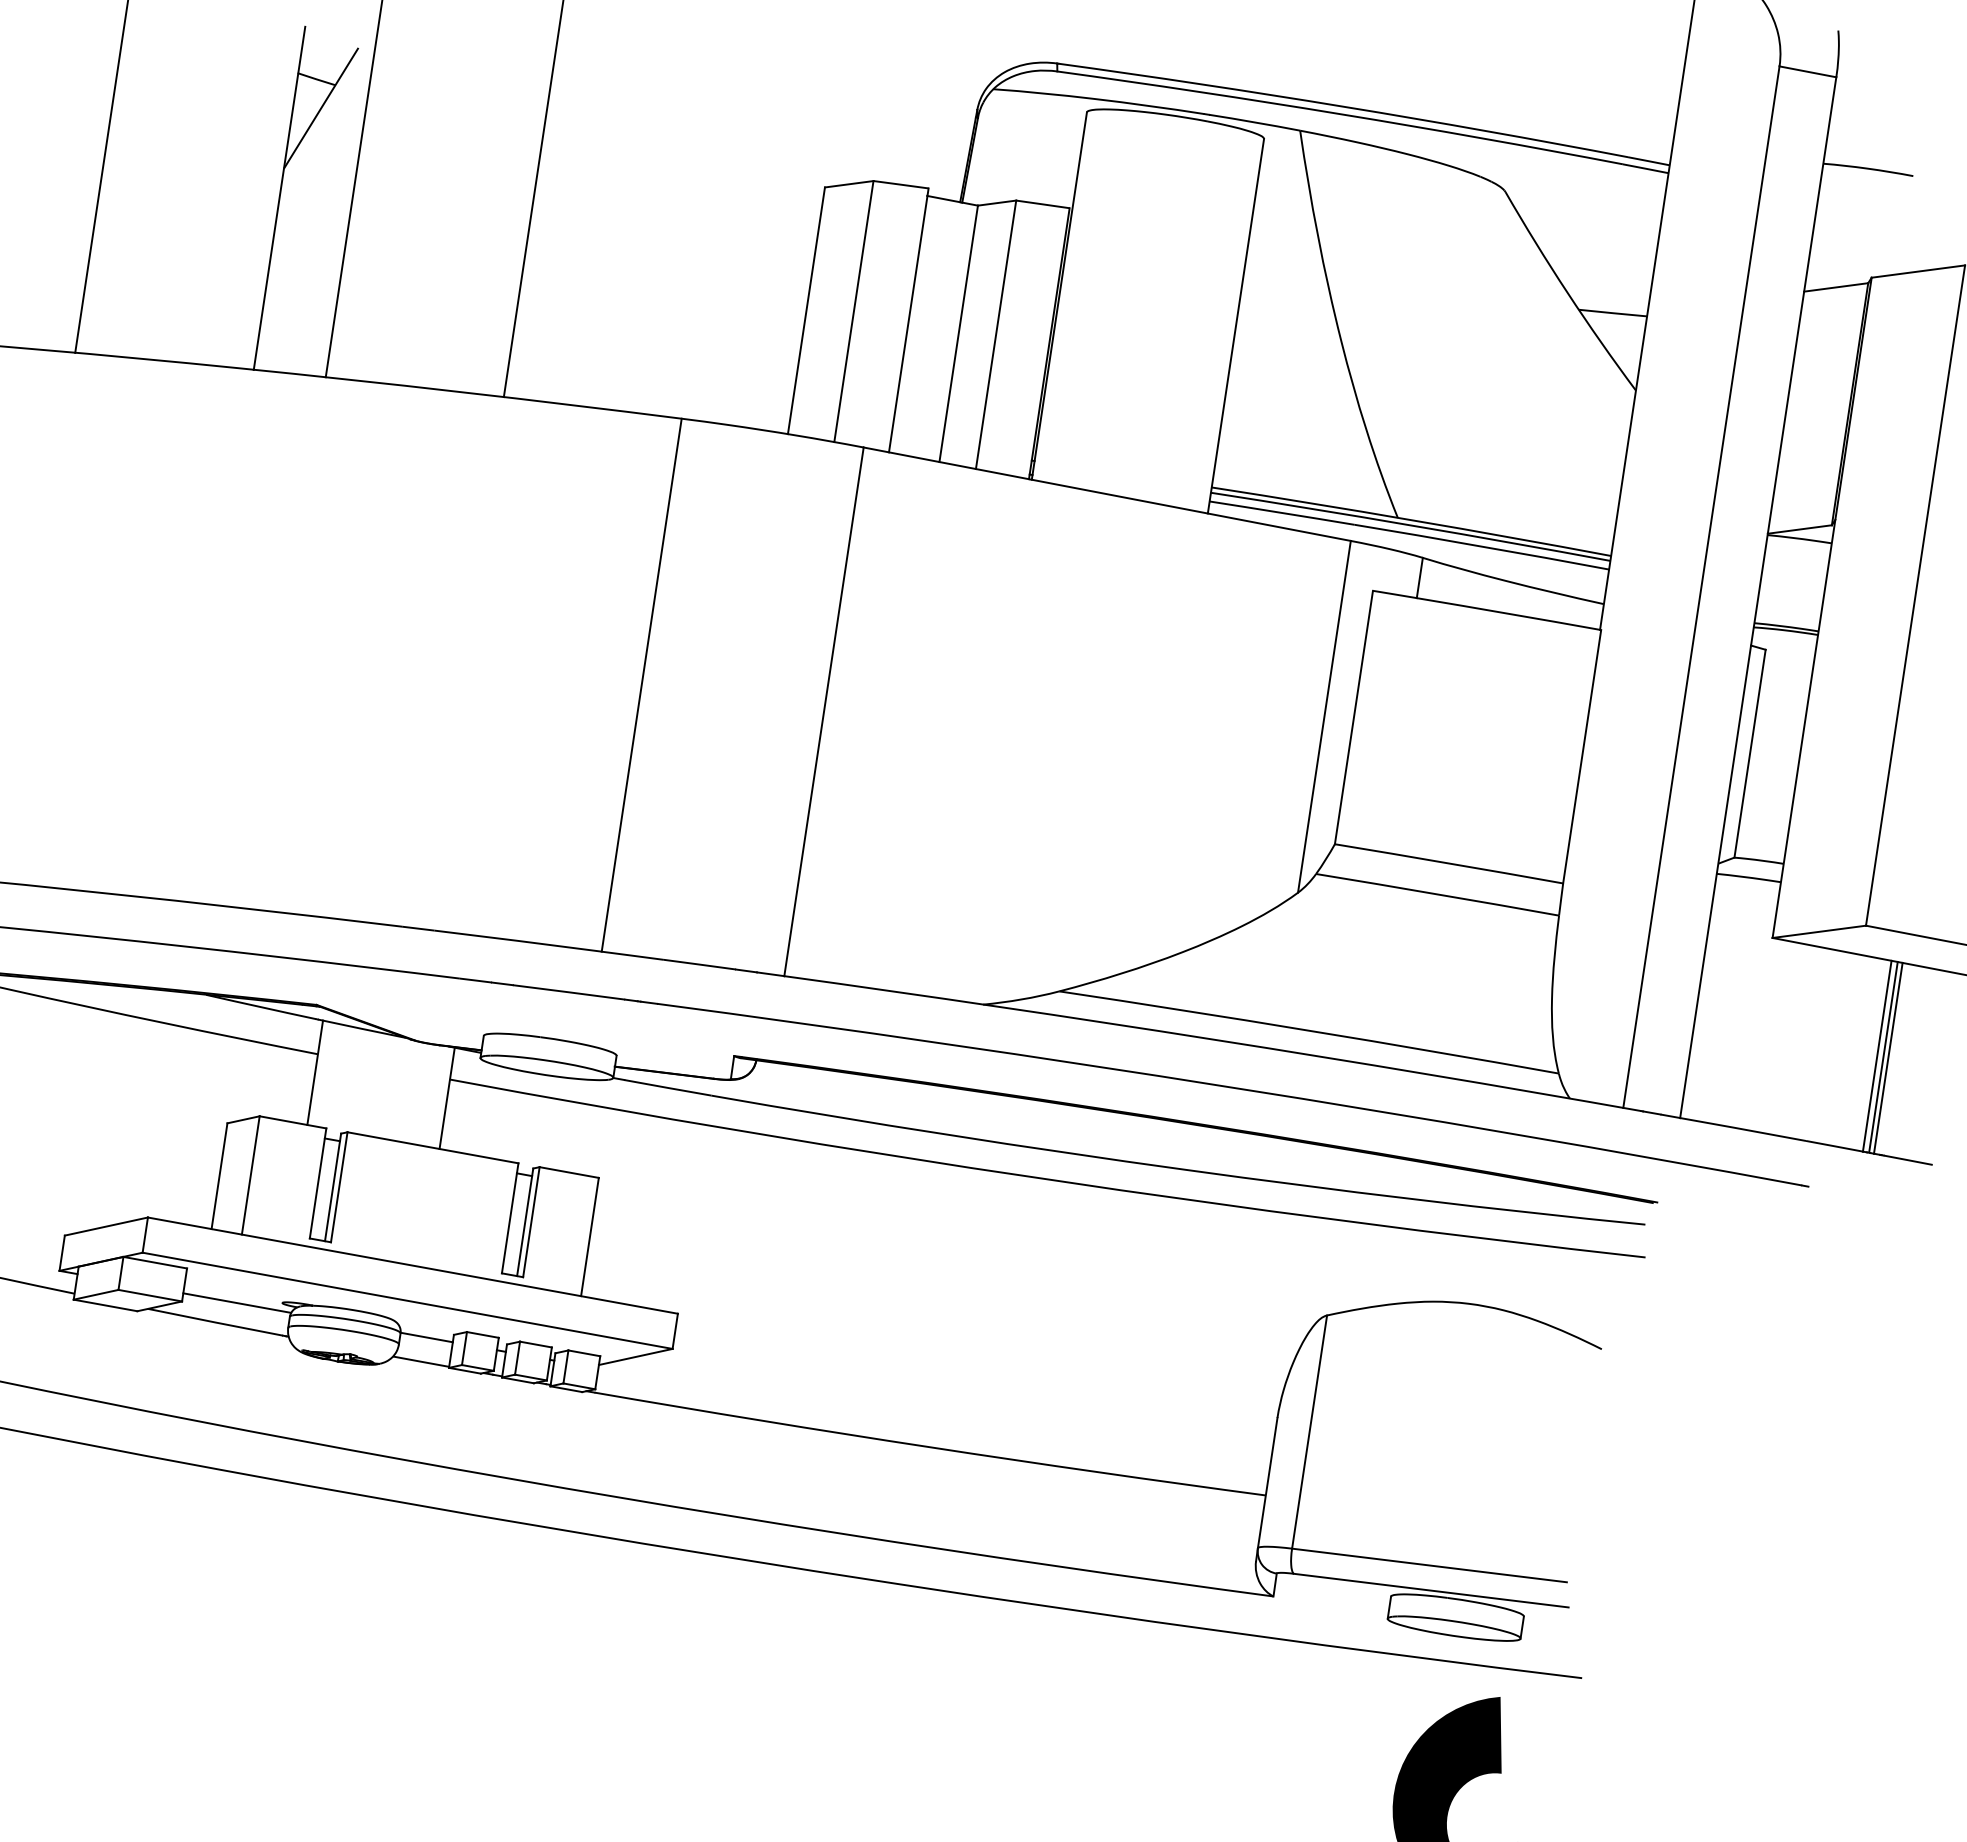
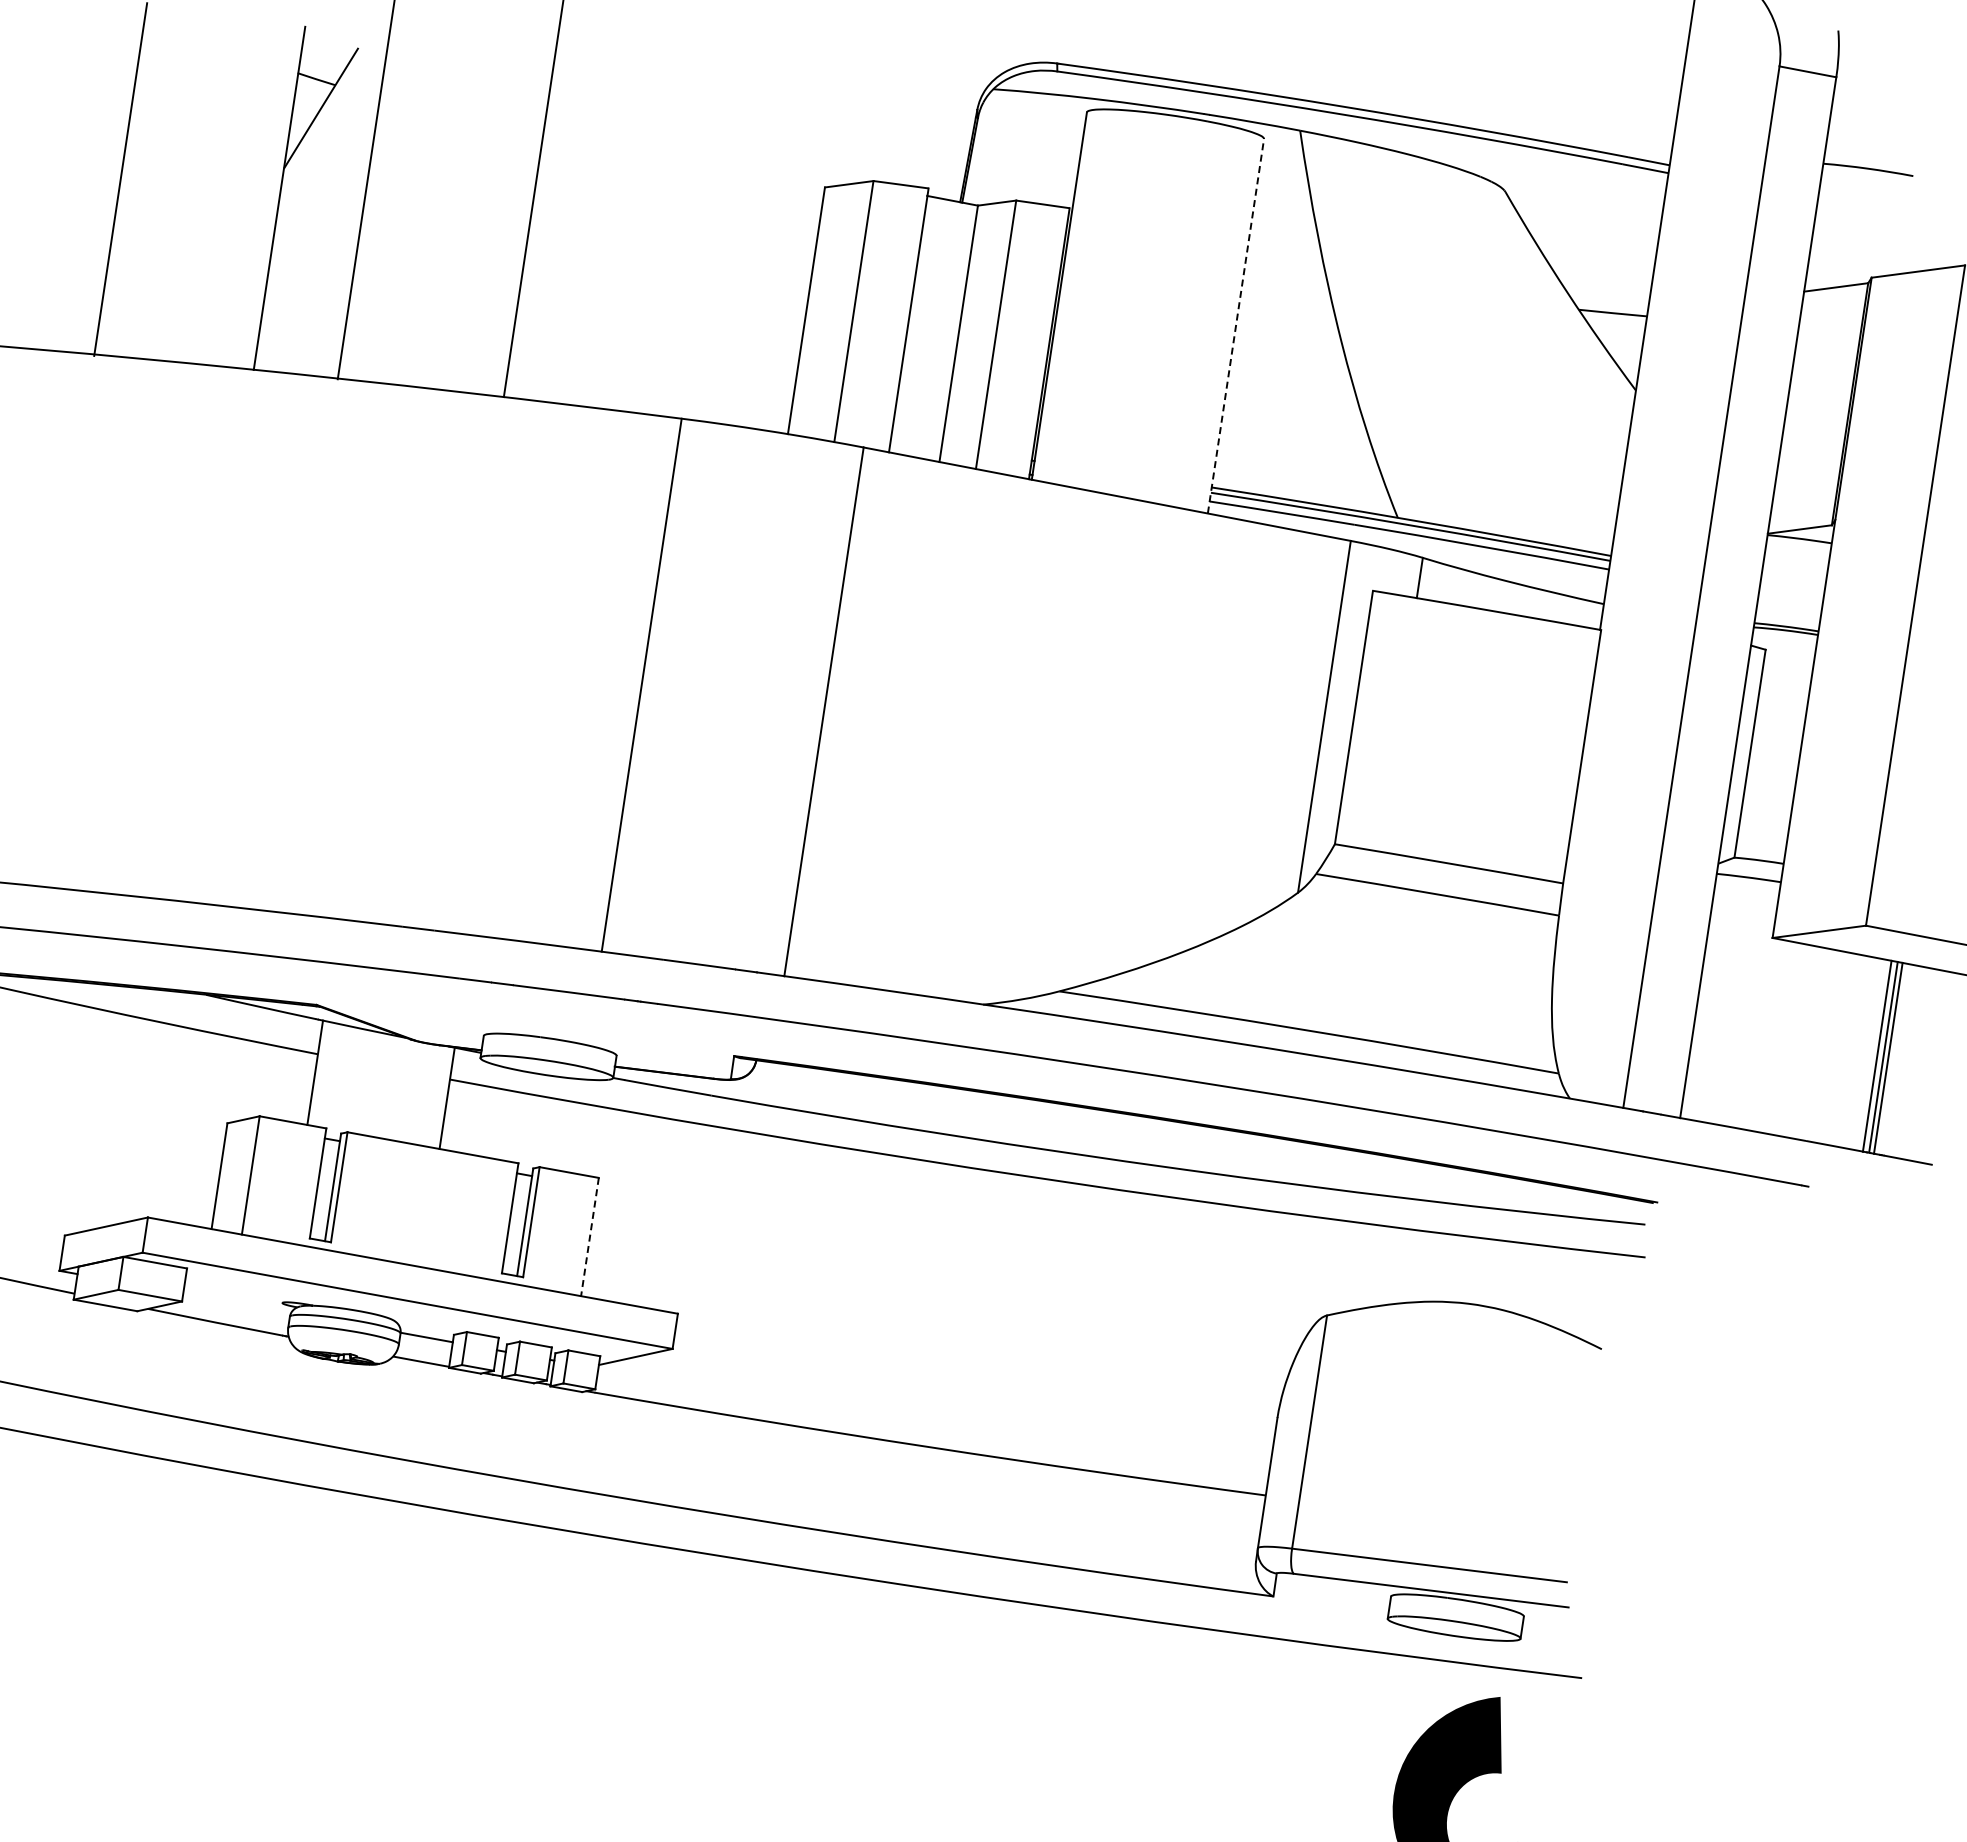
line position: (101, 177) -> (120, 179) (120, 179)
line position: (353, 189) -> (365, 190) (365, 190)
line: solid -> dashed (1236, 325)
line: solid -> dashed (589, 1237)
line: present -> none (237, 1302)
